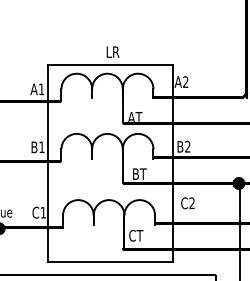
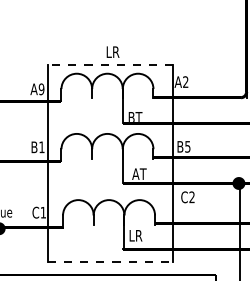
line: solid -> dashed (110, 64)
text: A1 -> A9 (41, 89)
text: AT -> BT (131, 116)
text: B2 -> B5 (187, 146)
text: BT -> AT (135, 173)
text position: (187, 203) -> (187, 197) (187, 197)
text: CT -> LR (136, 235)
line: solid -> dashed (111, 262)
